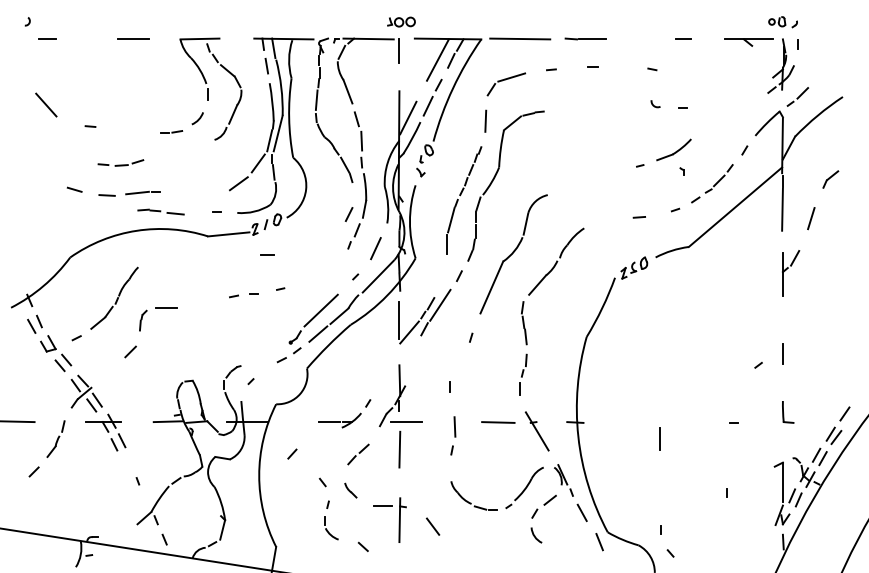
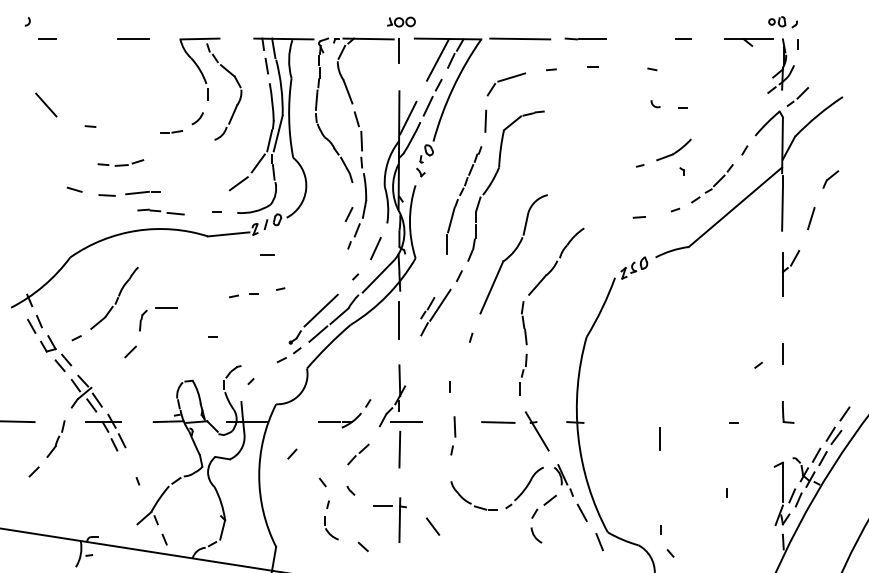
line: present -> none (409, 332)
line: none -> present (212, 336)
part size: 14x17 px -> 10x10 px (350, 490)
